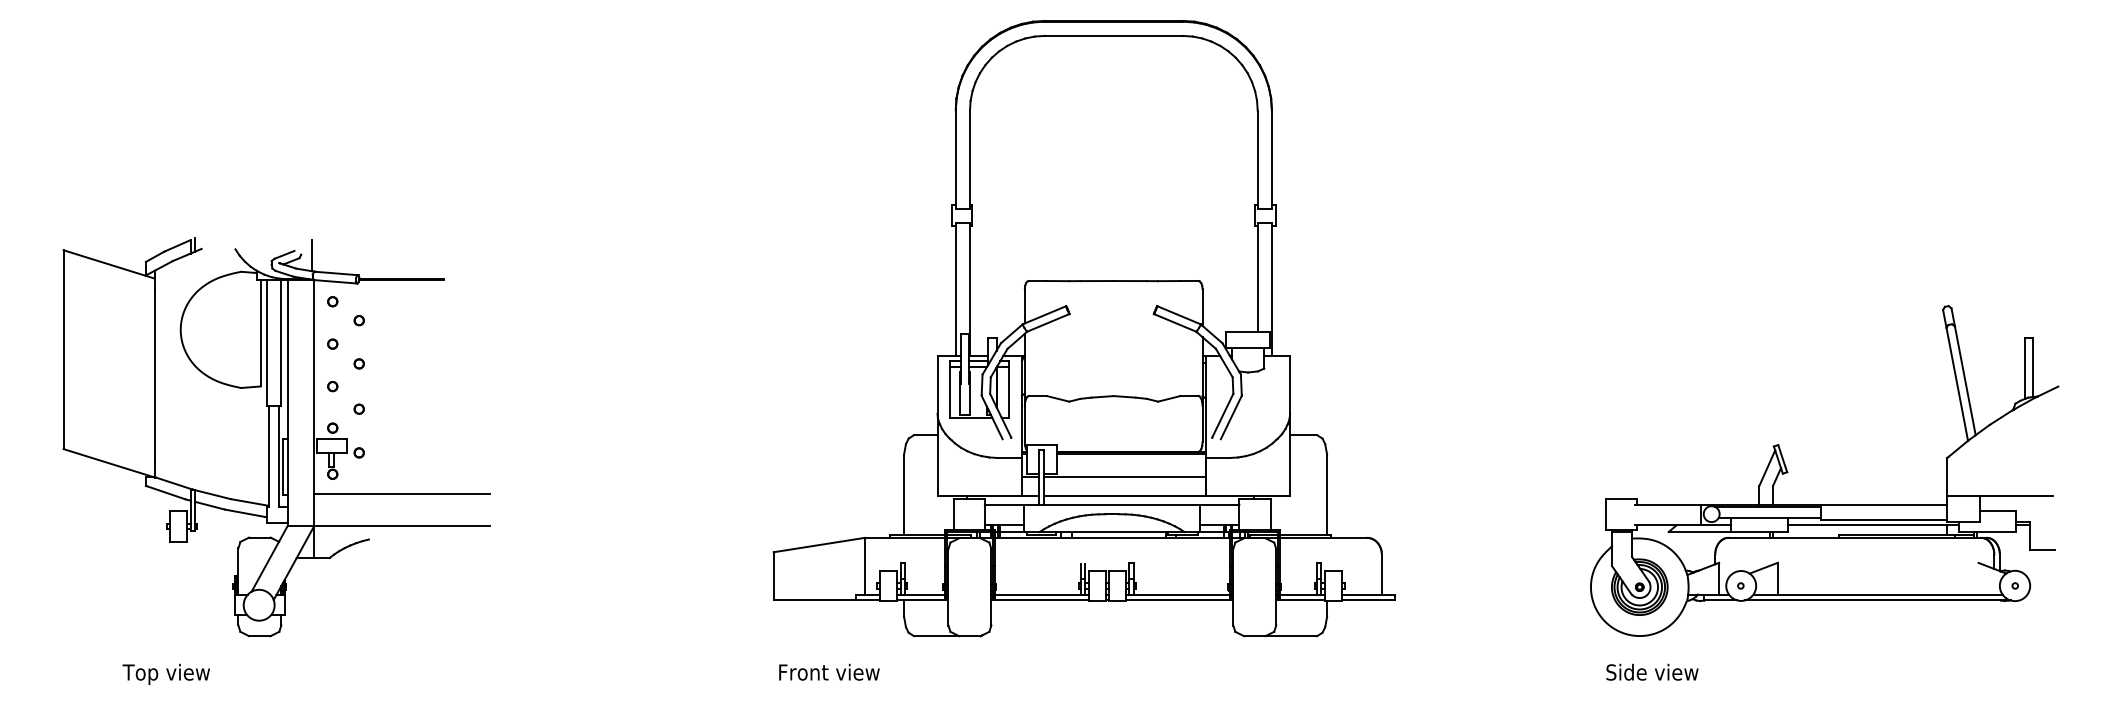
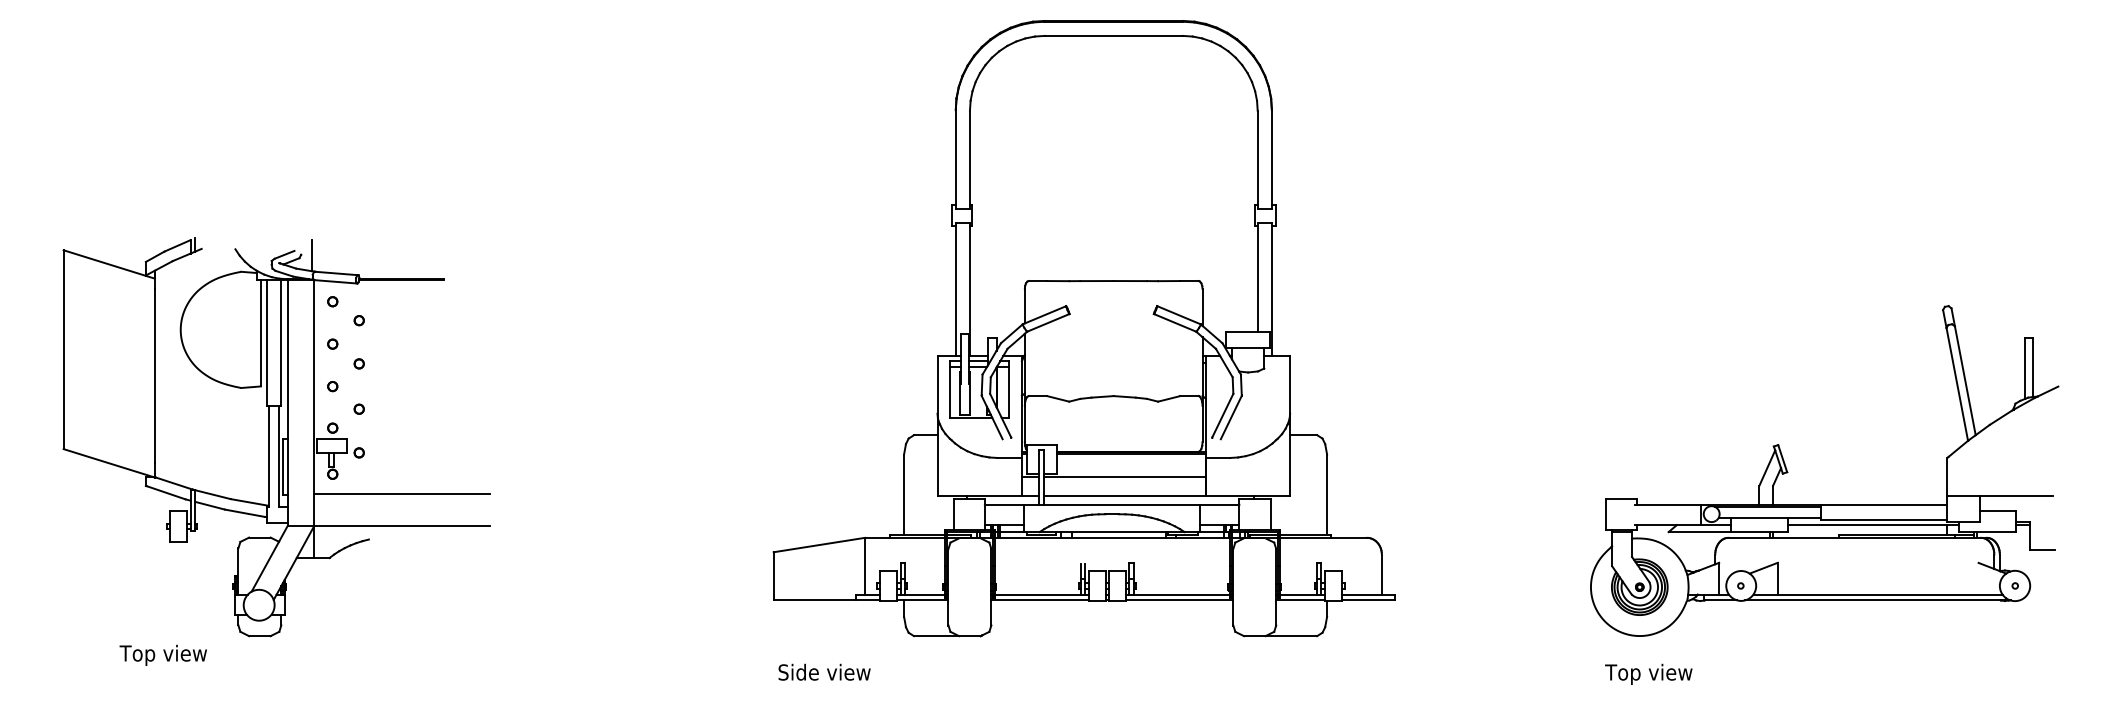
text: Front view -> Side view (828, 671)
text position: (165, 673) -> (162, 654) (162, 654)
text: Side view -> Top view (1651, 673)
